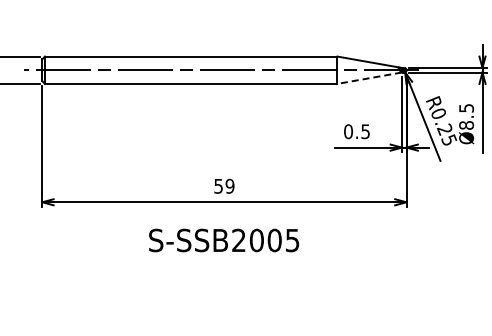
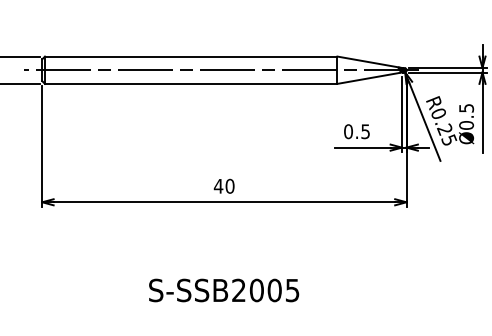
line: dashed -> solid (369, 78)
text: Ø8.5 -> Ø0.5 (466, 125)
text: 59 -> 40 (223, 186)
text position: (224, 240) -> (224, 290) (224, 290)
